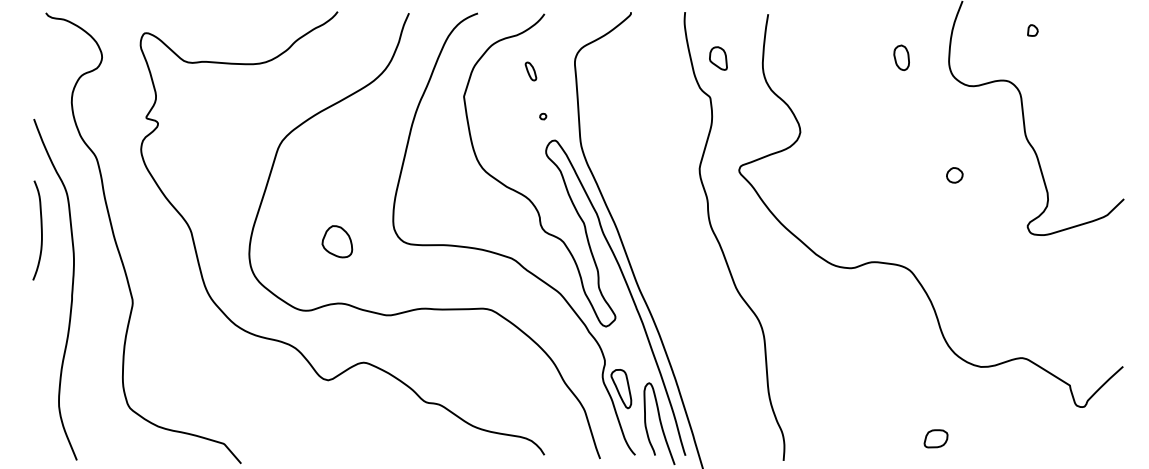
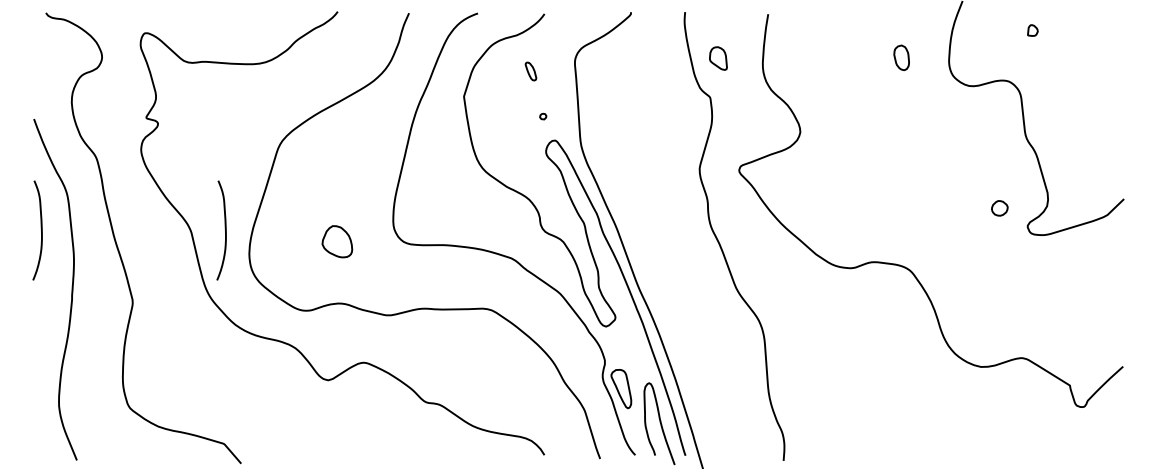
part position: (954, 175) -> (999, 208) (999, 208)
curve: none -> present (224, 228)
part: present -> none (935, 438)
